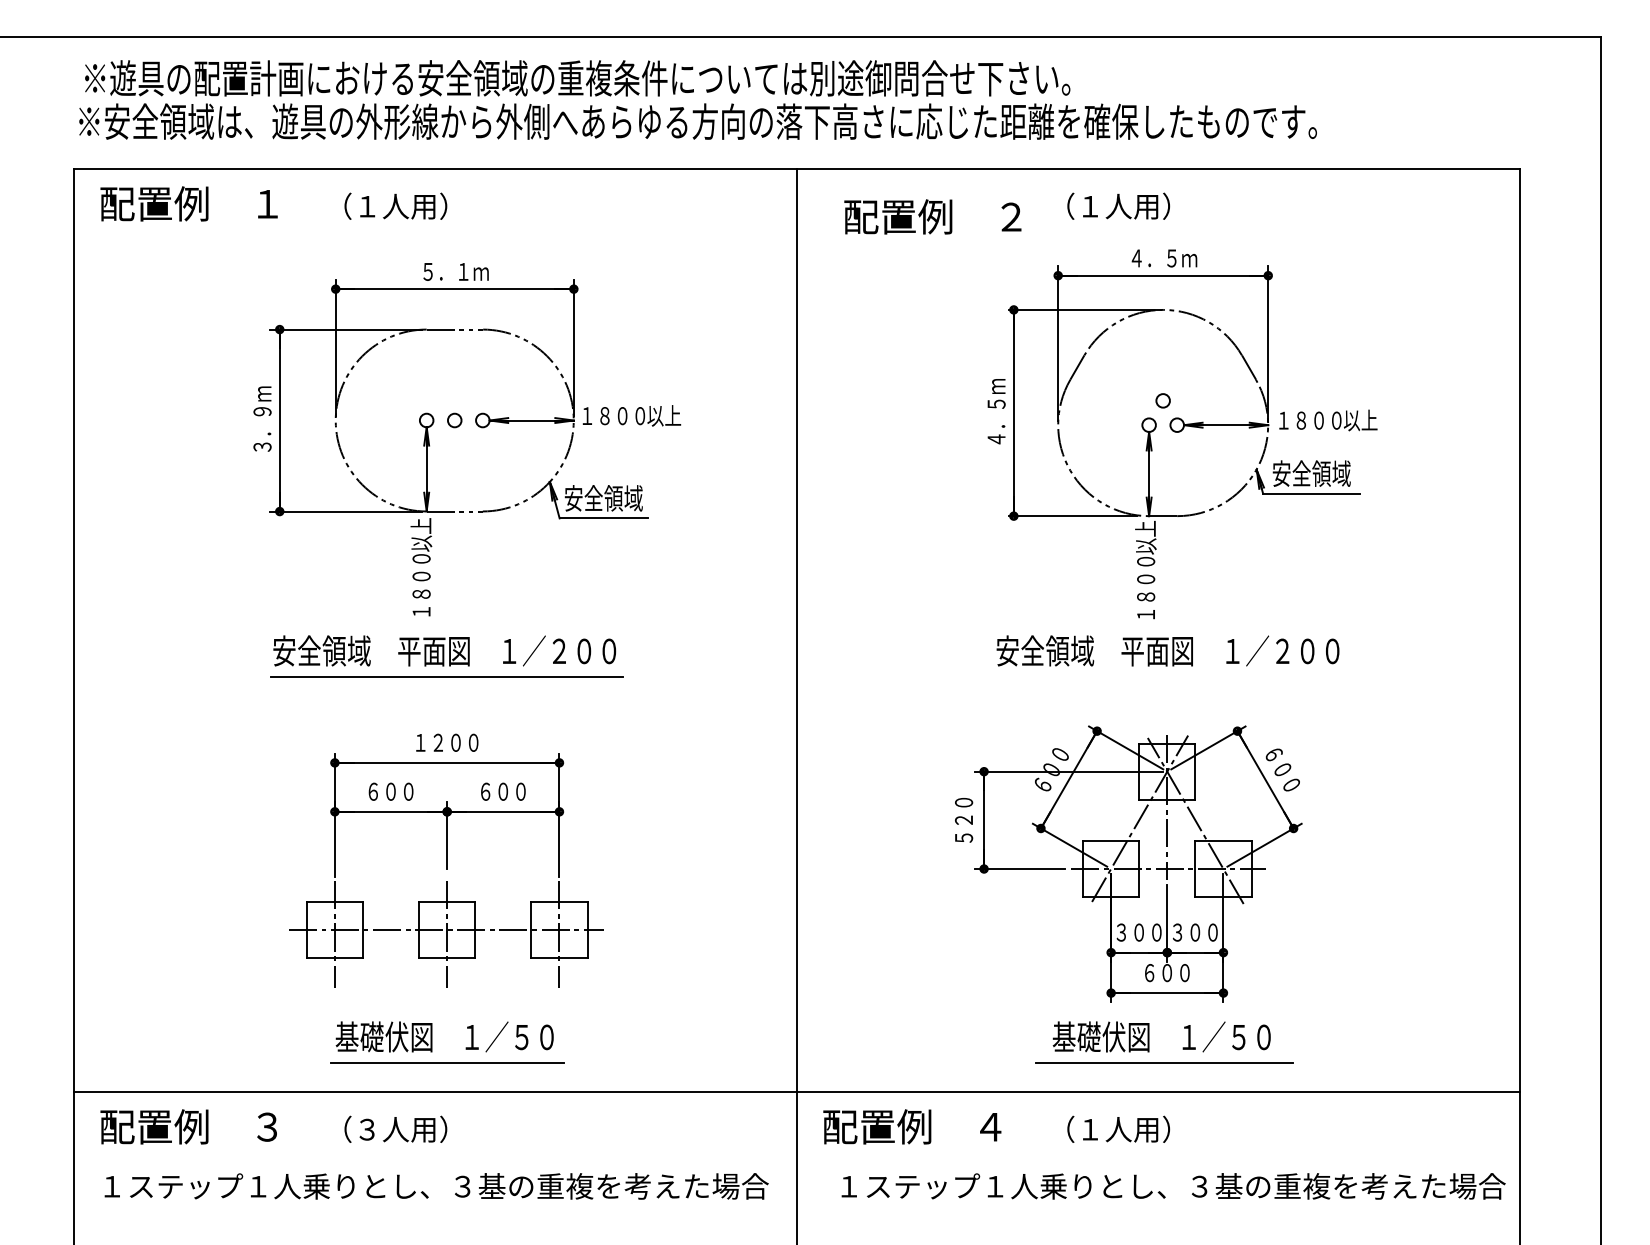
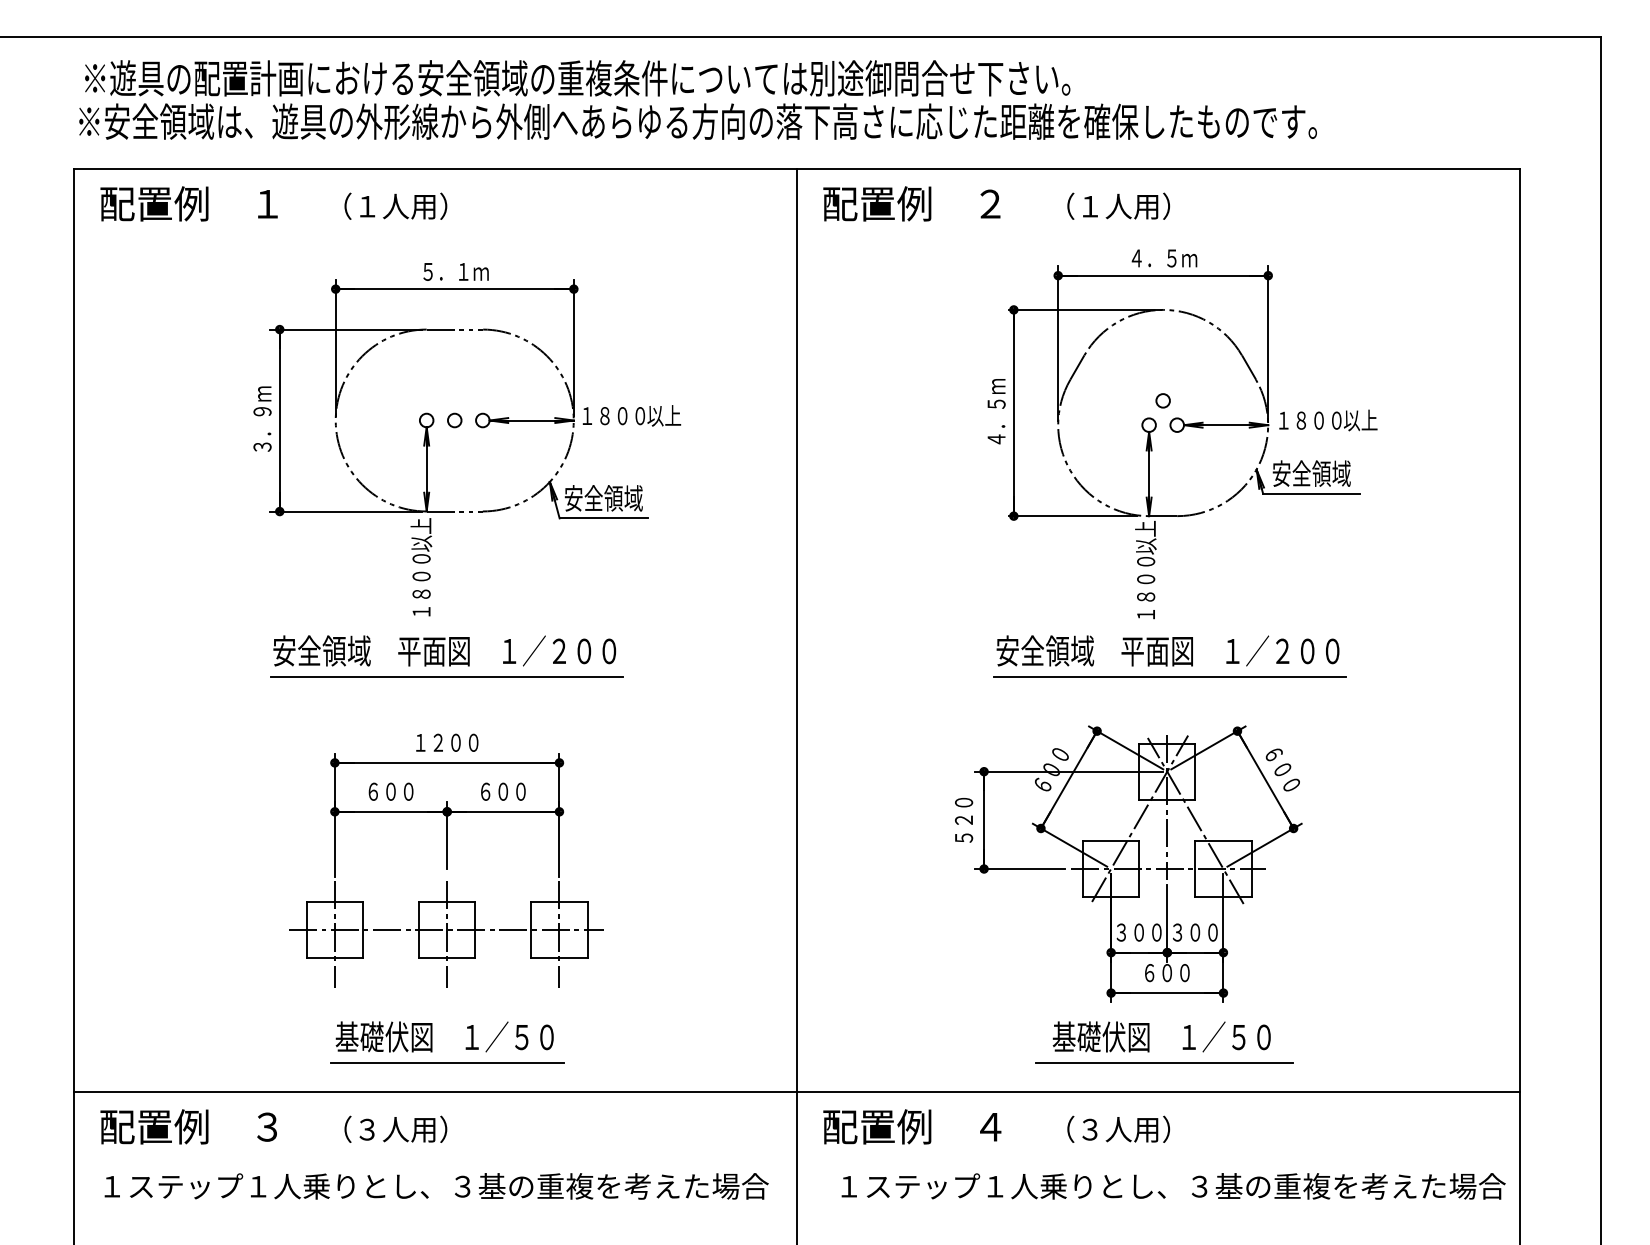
text position: (932, 216) -> (911, 203) (911, 203)
line: none -> present (1170, 677)
text: （１人用） -> （３人用） (1089, 1129)
